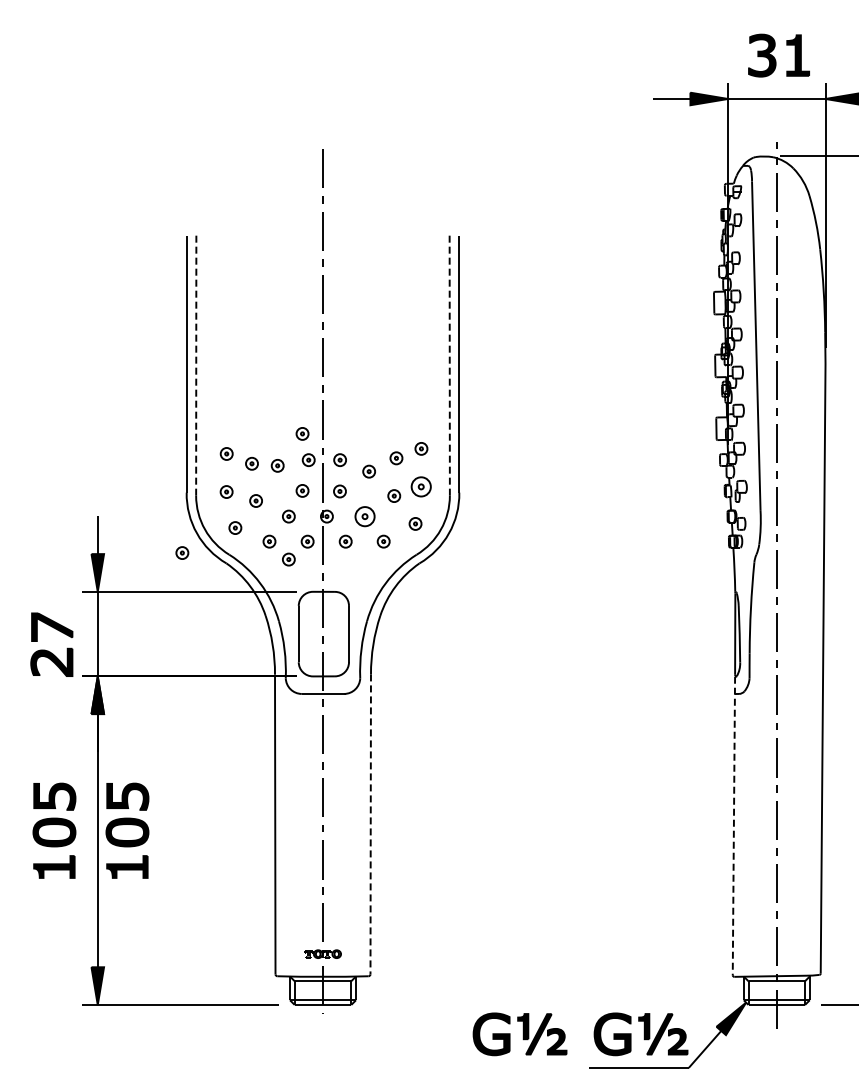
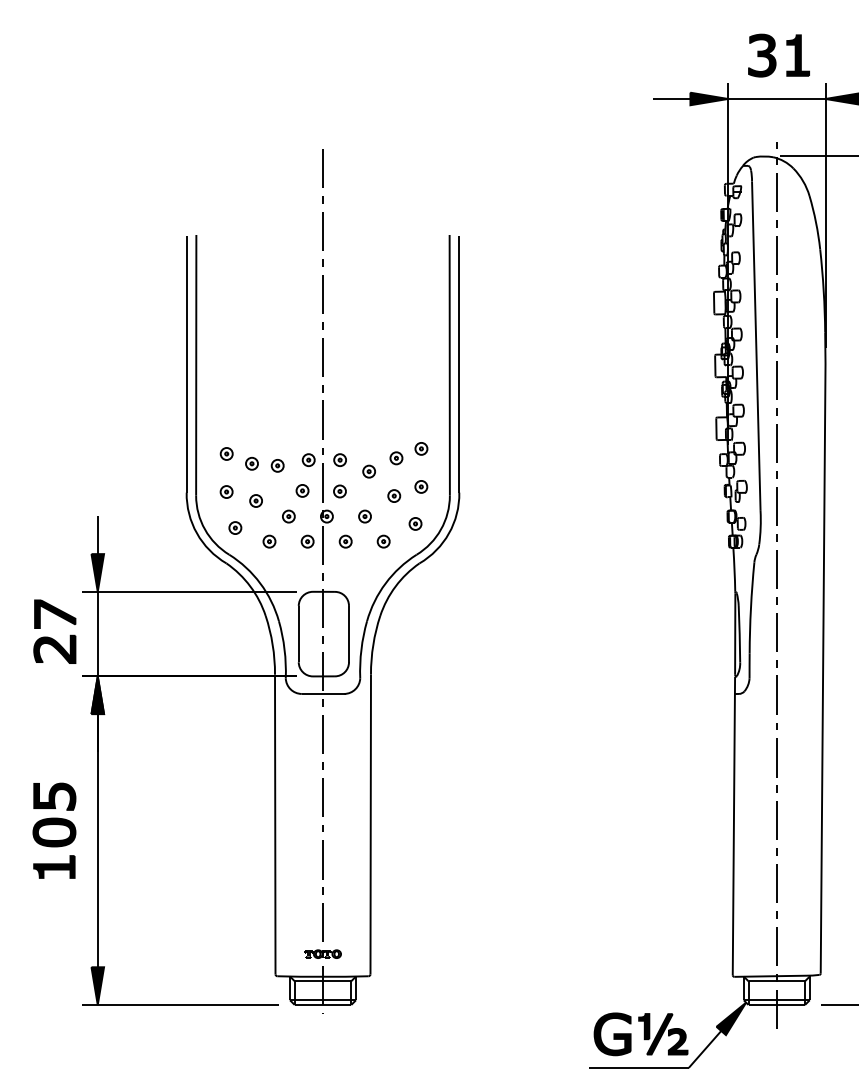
line: dashed -> solid (196, 364)
line: dashed -> solid (449, 364)
part: present -> none (302, 433)
part size: 22x22 px -> 15x14 px (421, 486)
part size: 22x22 px -> 14x15 px (364, 516)
part: present -> none (182, 552)
part: present -> none (288, 559)
part position: (48, 650) -> (51, 637) (51, 637)
line: dashed -> solid (370, 824)
line: dashed -> solid (733, 826)
part: present -> none (127, 830)
part: present -> none (519, 1034)
